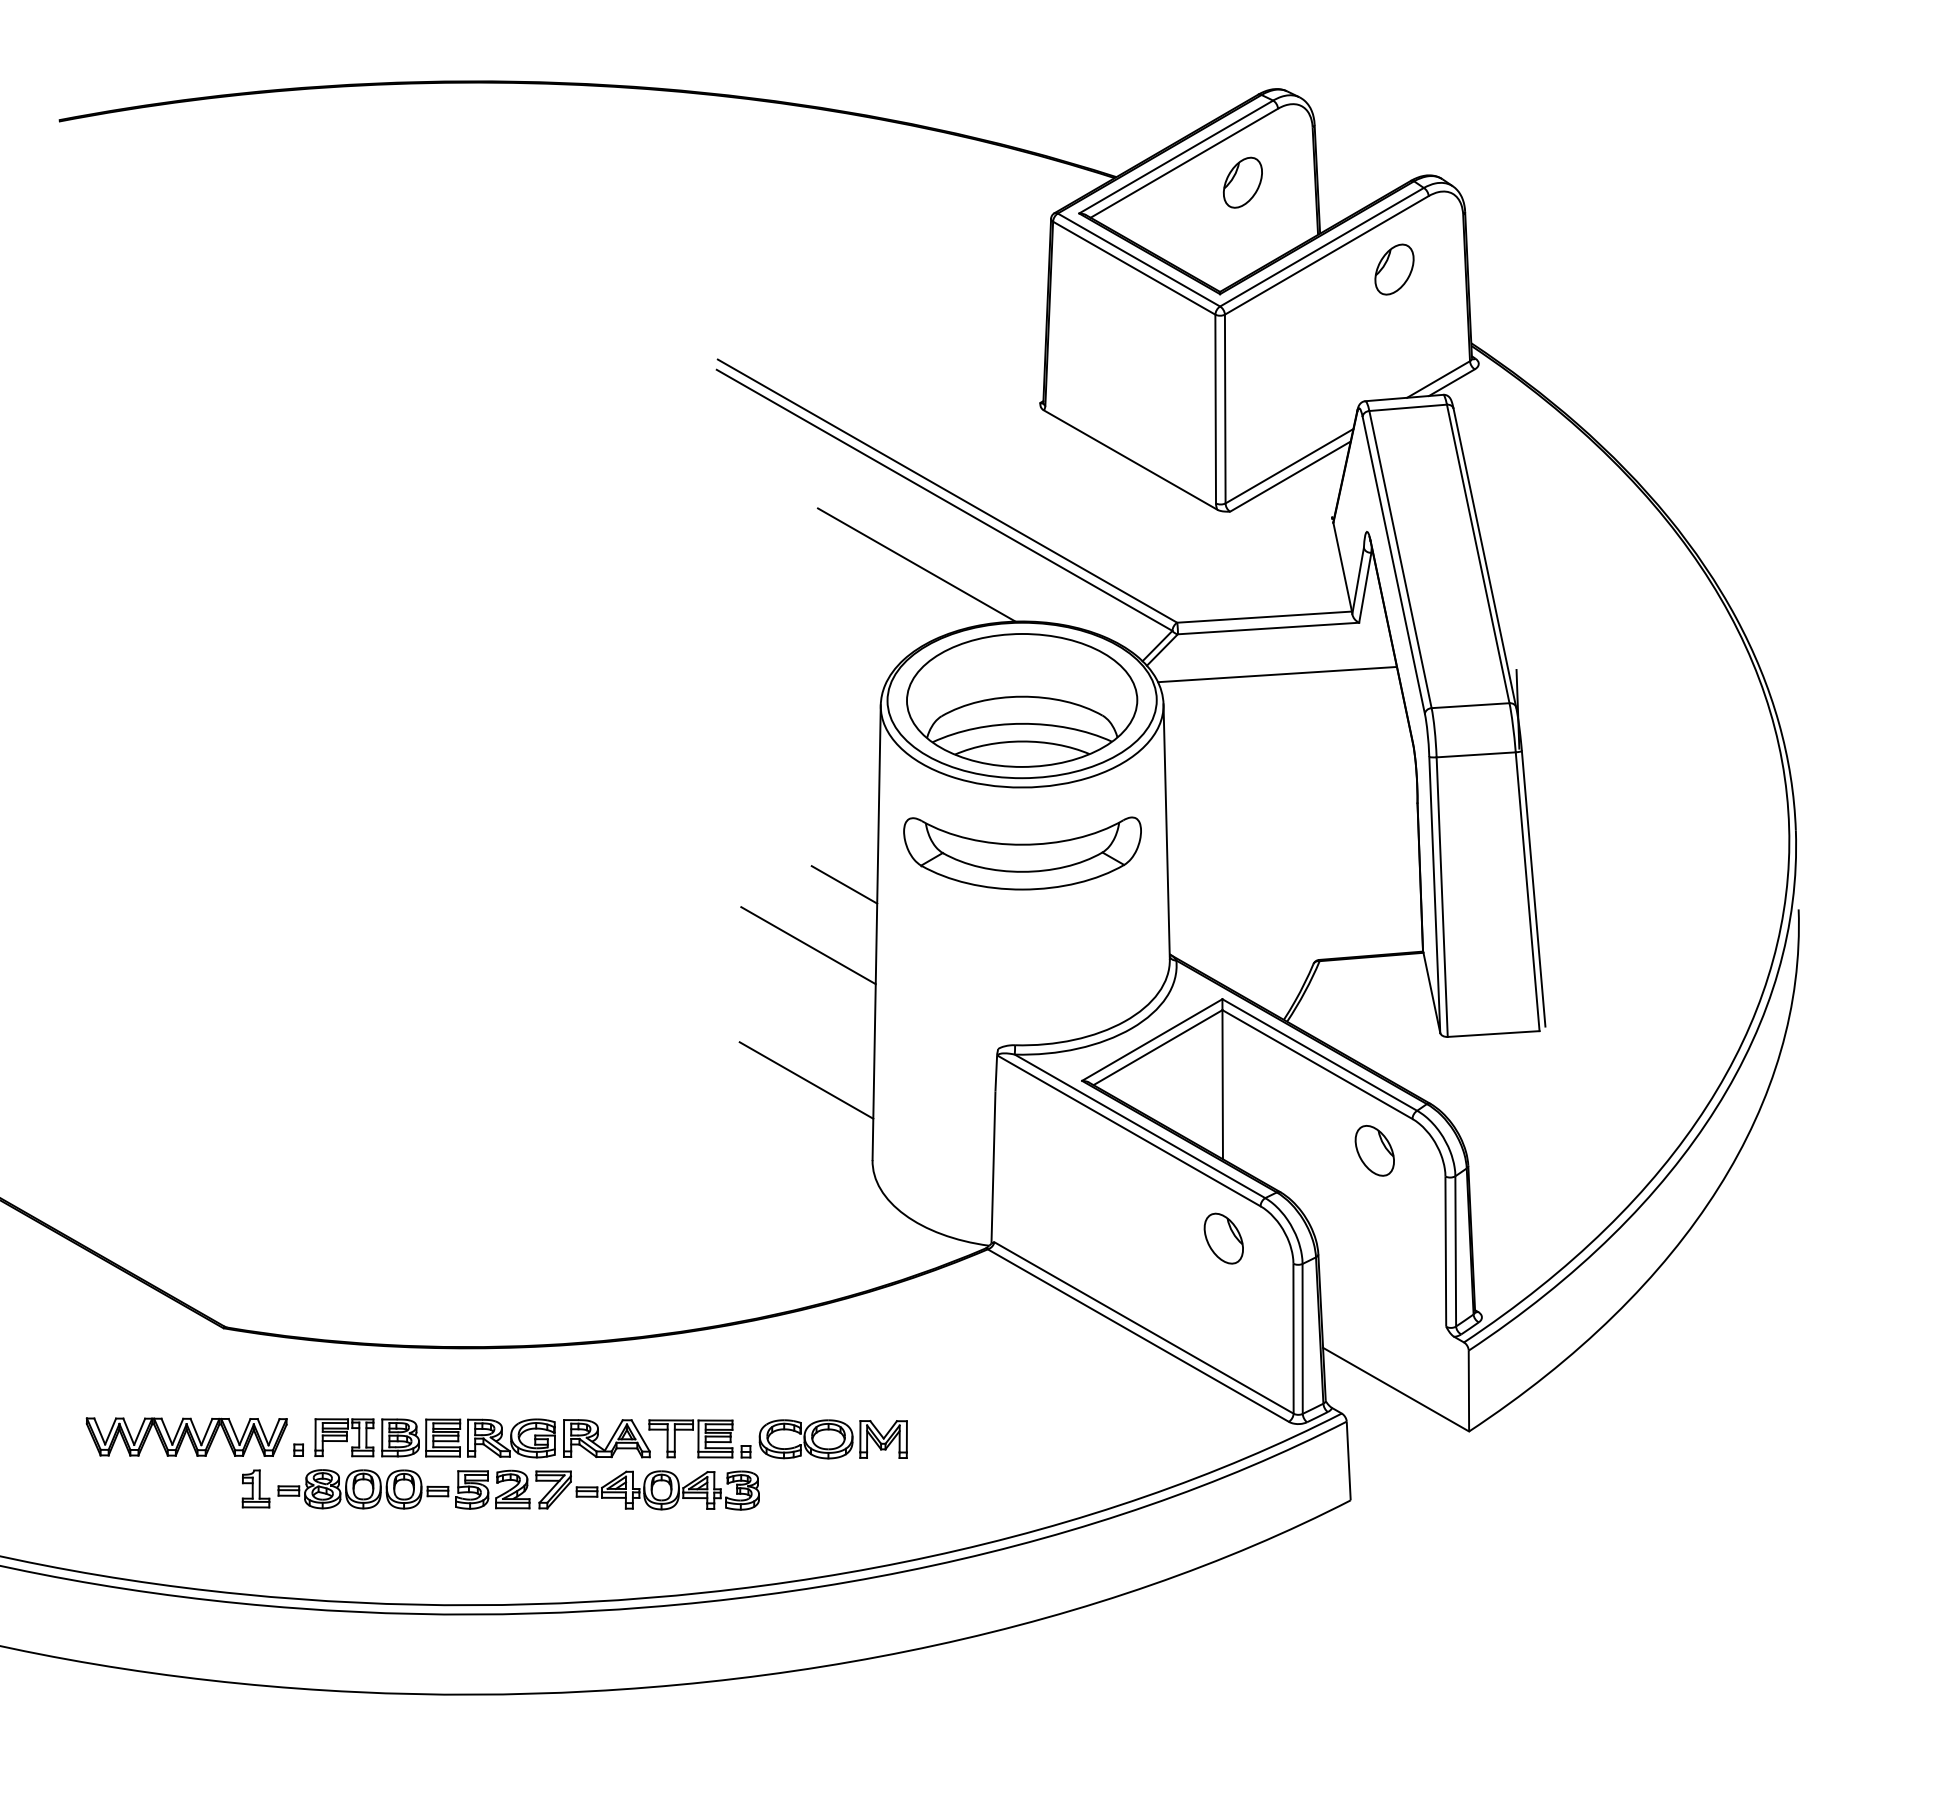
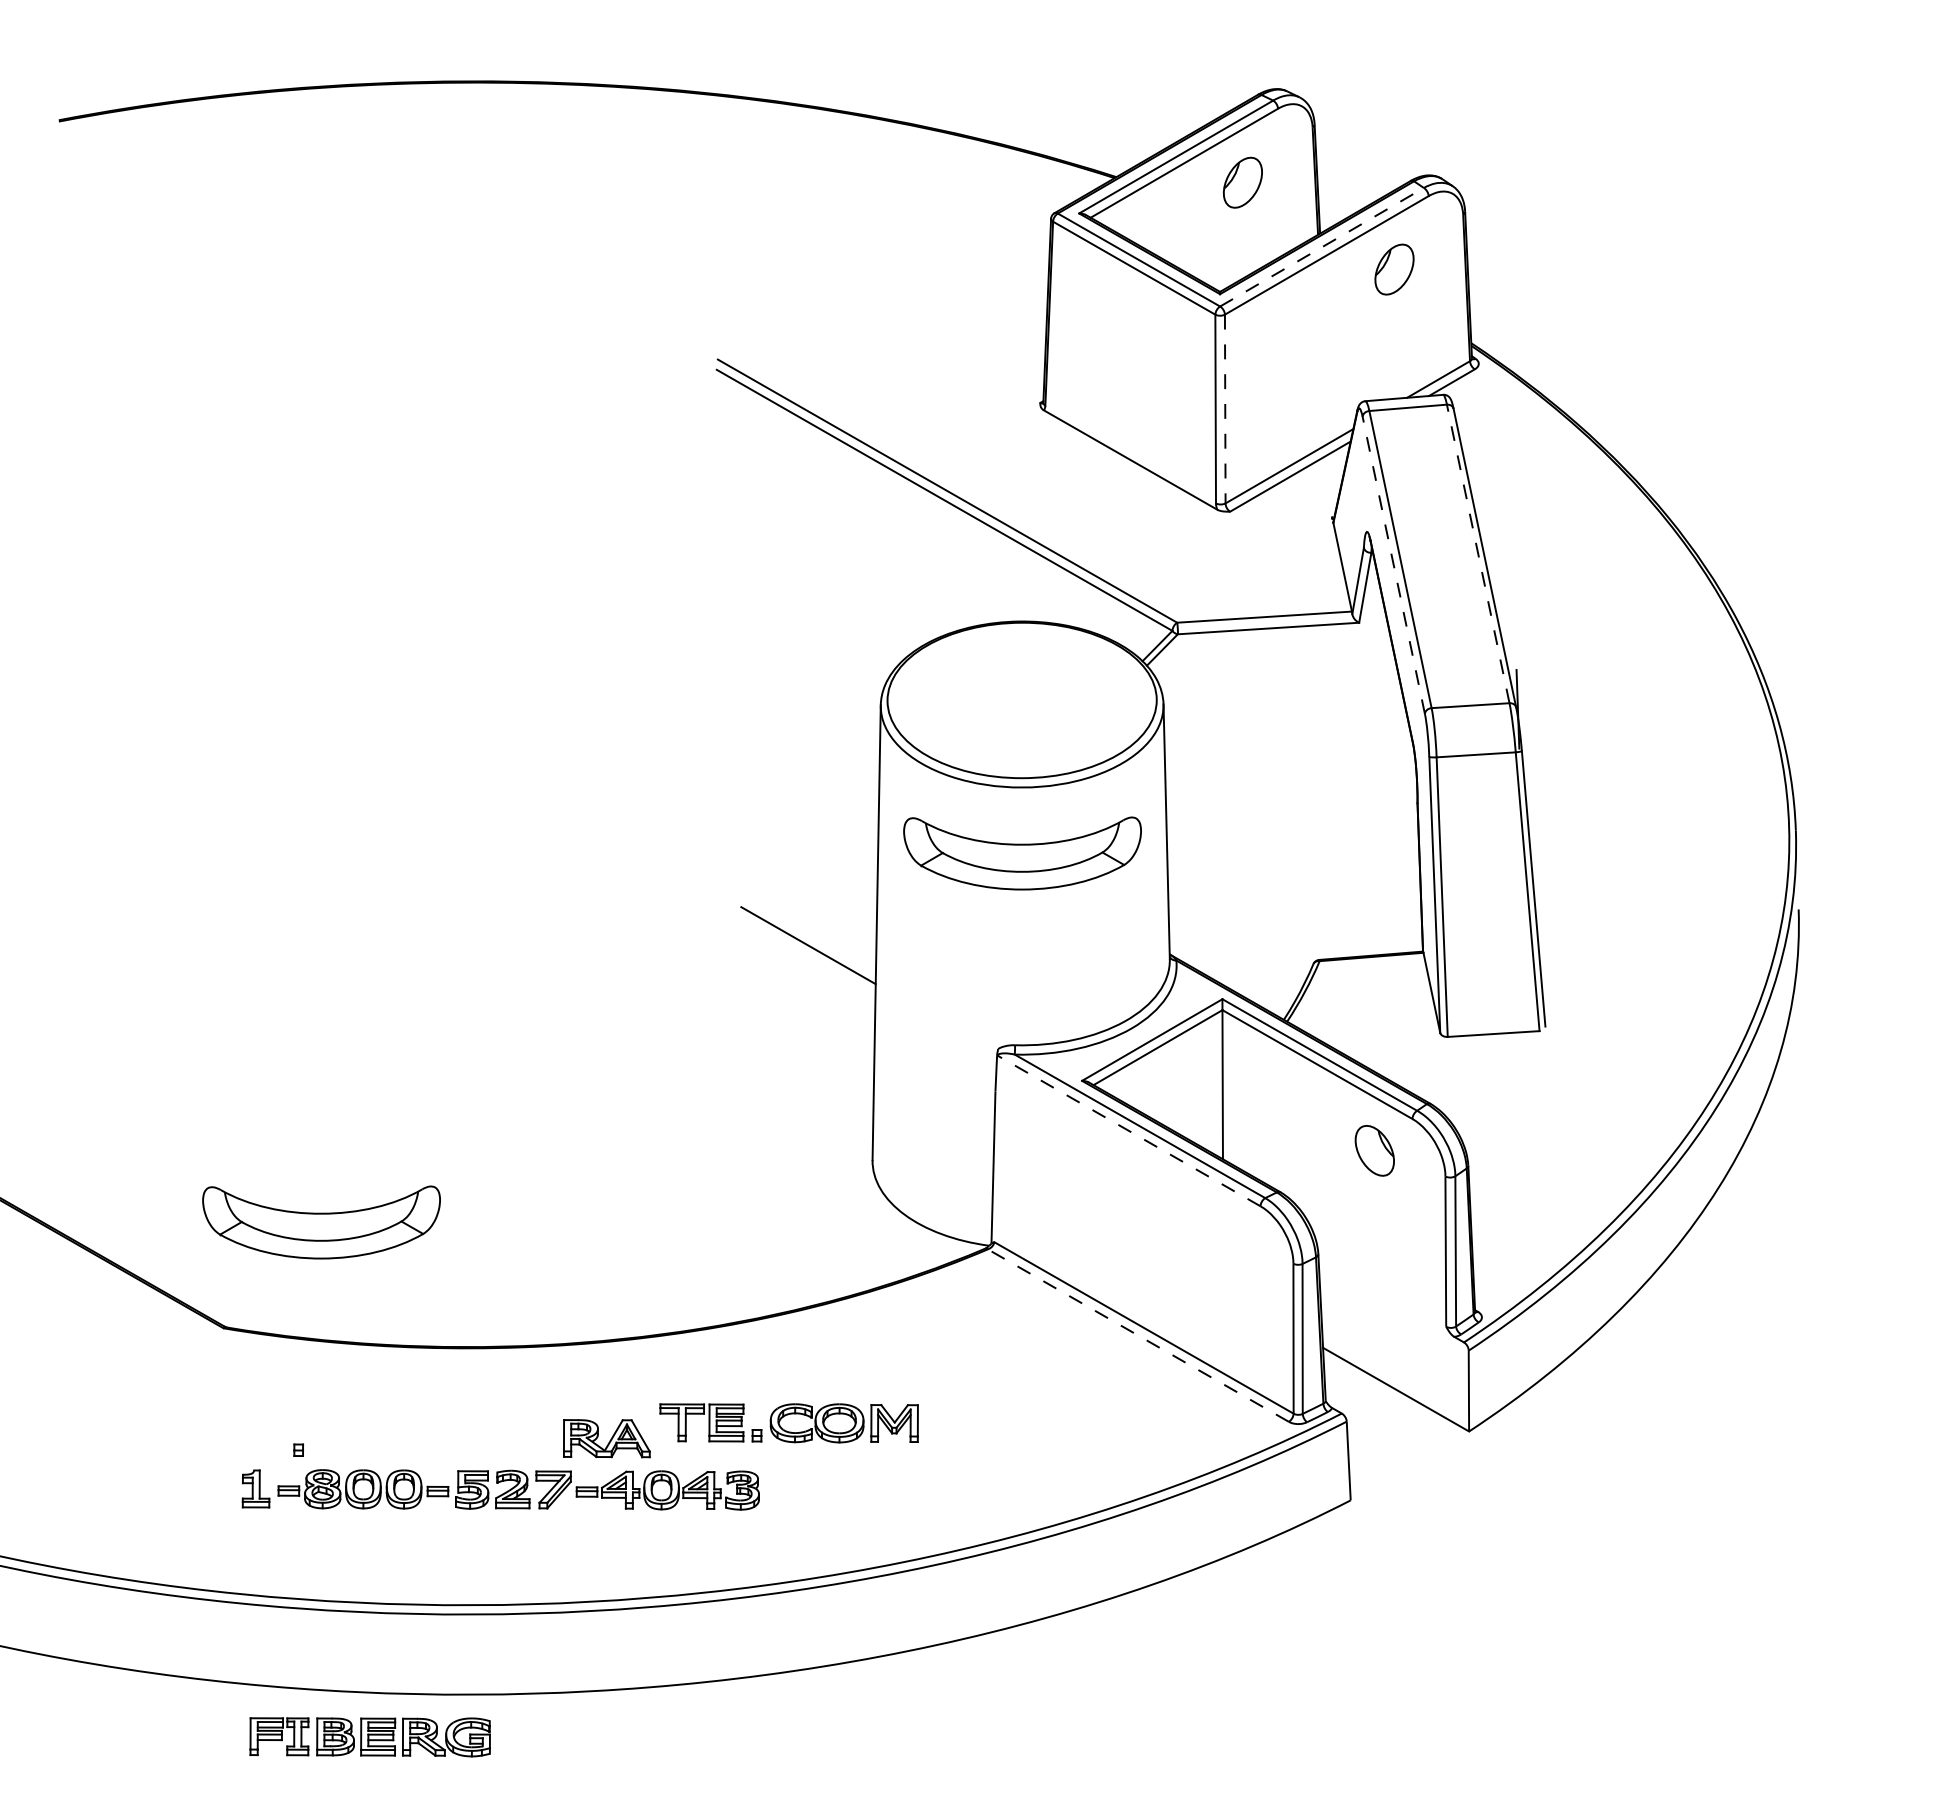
line: solid -> dashed (1322, 247)
line: solid -> dashed (1225, 409)
line: solid -> dashed (1478, 553)
line: present -> none (916, 564)
line: solid -> dashed (1393, 565)
line: present -> none (1277, 674)
part: present -> none (1022, 700)
line: present -> none (844, 884)
line: present -> none (806, 1080)
line: solid -> dashed (1128, 1130)
part: none -> present (321, 1222)
part: present -> none (1223, 1238)
line: solid -> dashed (1137, 1335)
part: present -> none (186, 1436)
part position: (434, 1438) -> (369, 1737) (369, 1737)
part position: (772, 1444) -> (783, 1428) (783, 1428)
